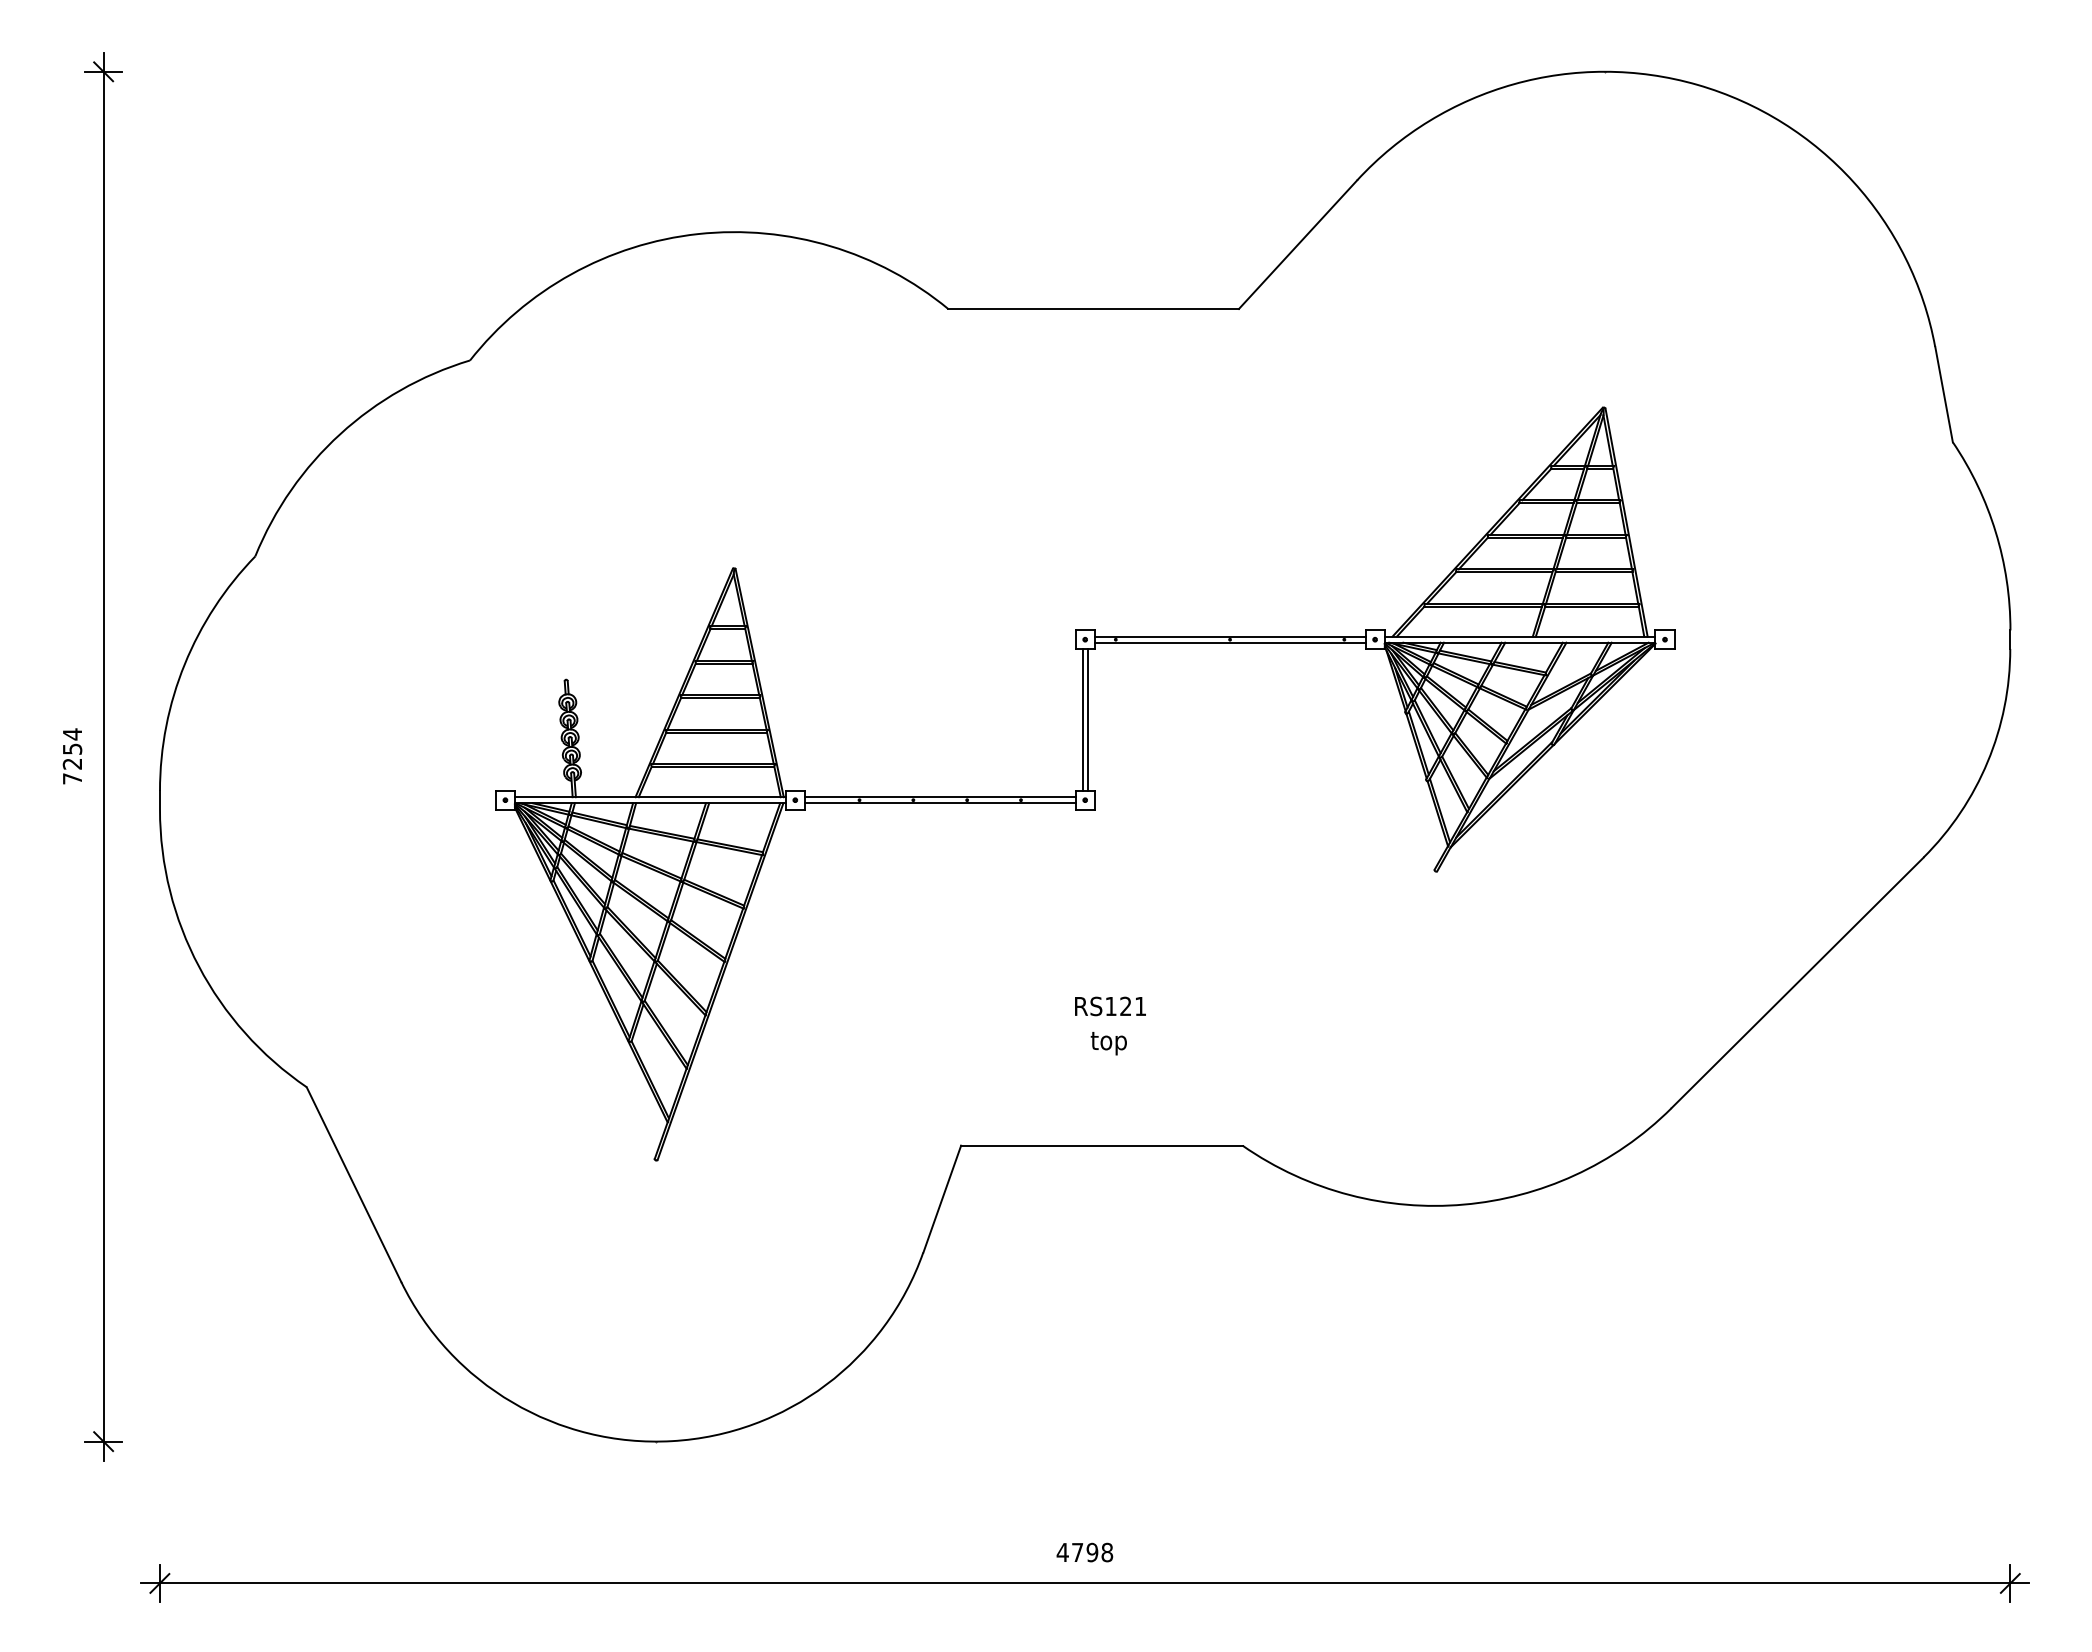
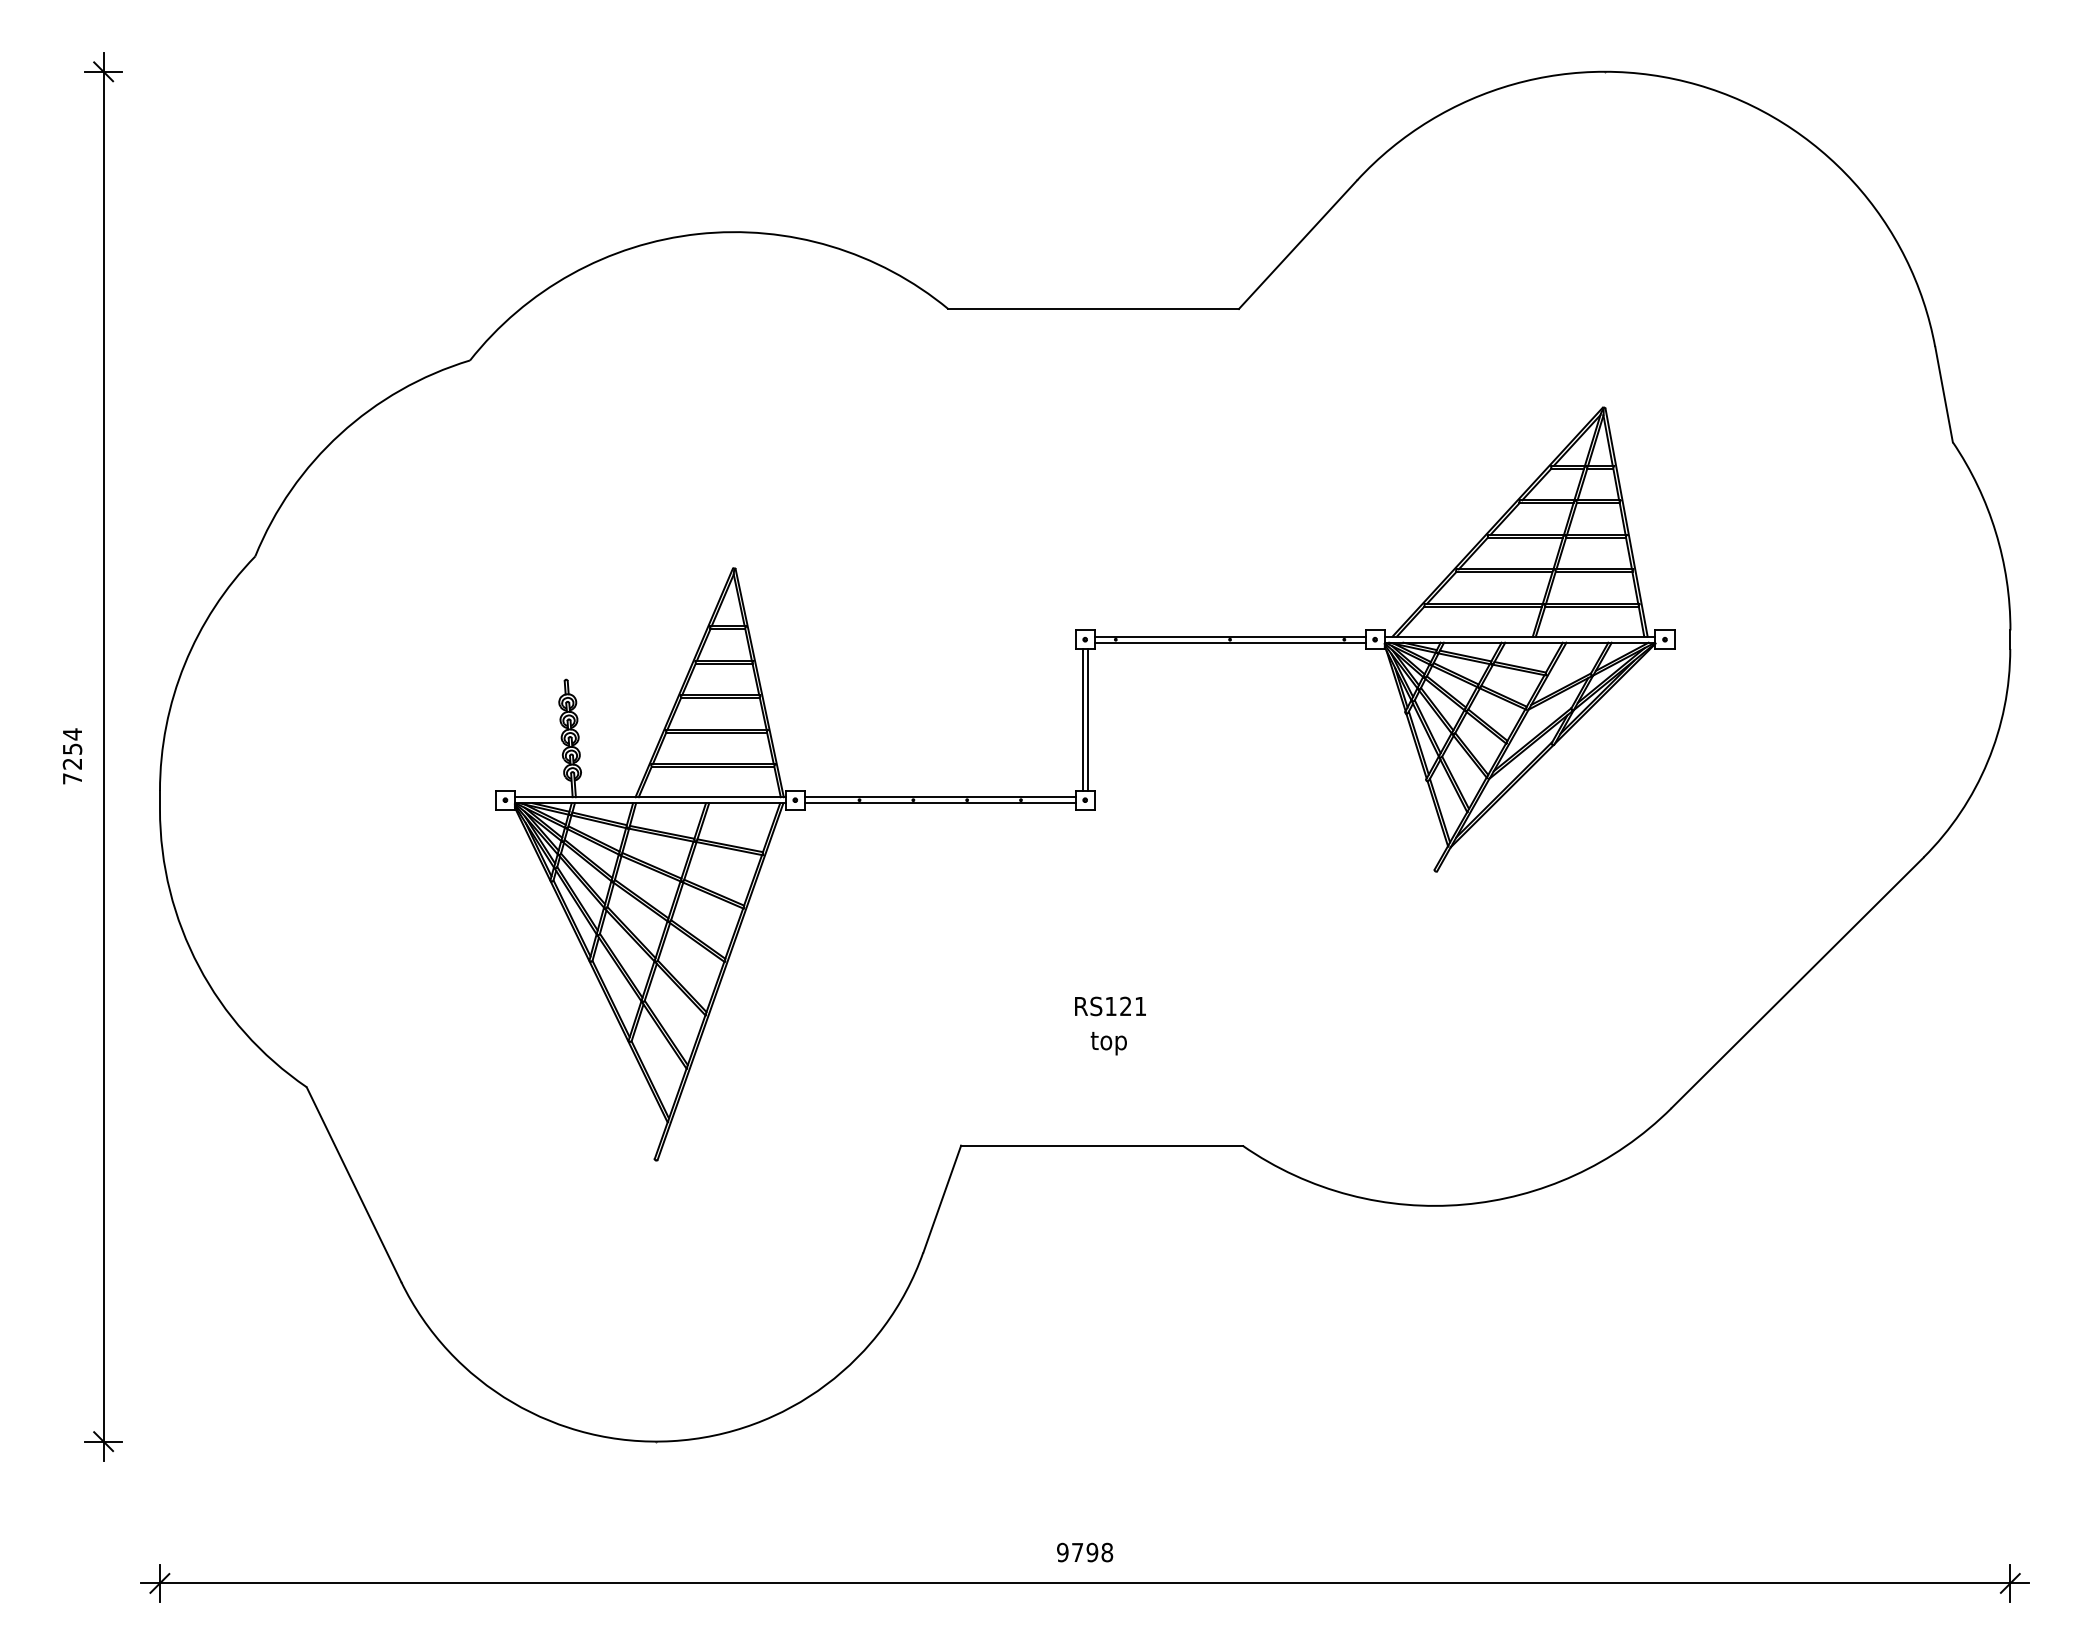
text: 4798 -> 9798 (1062, 1552)
